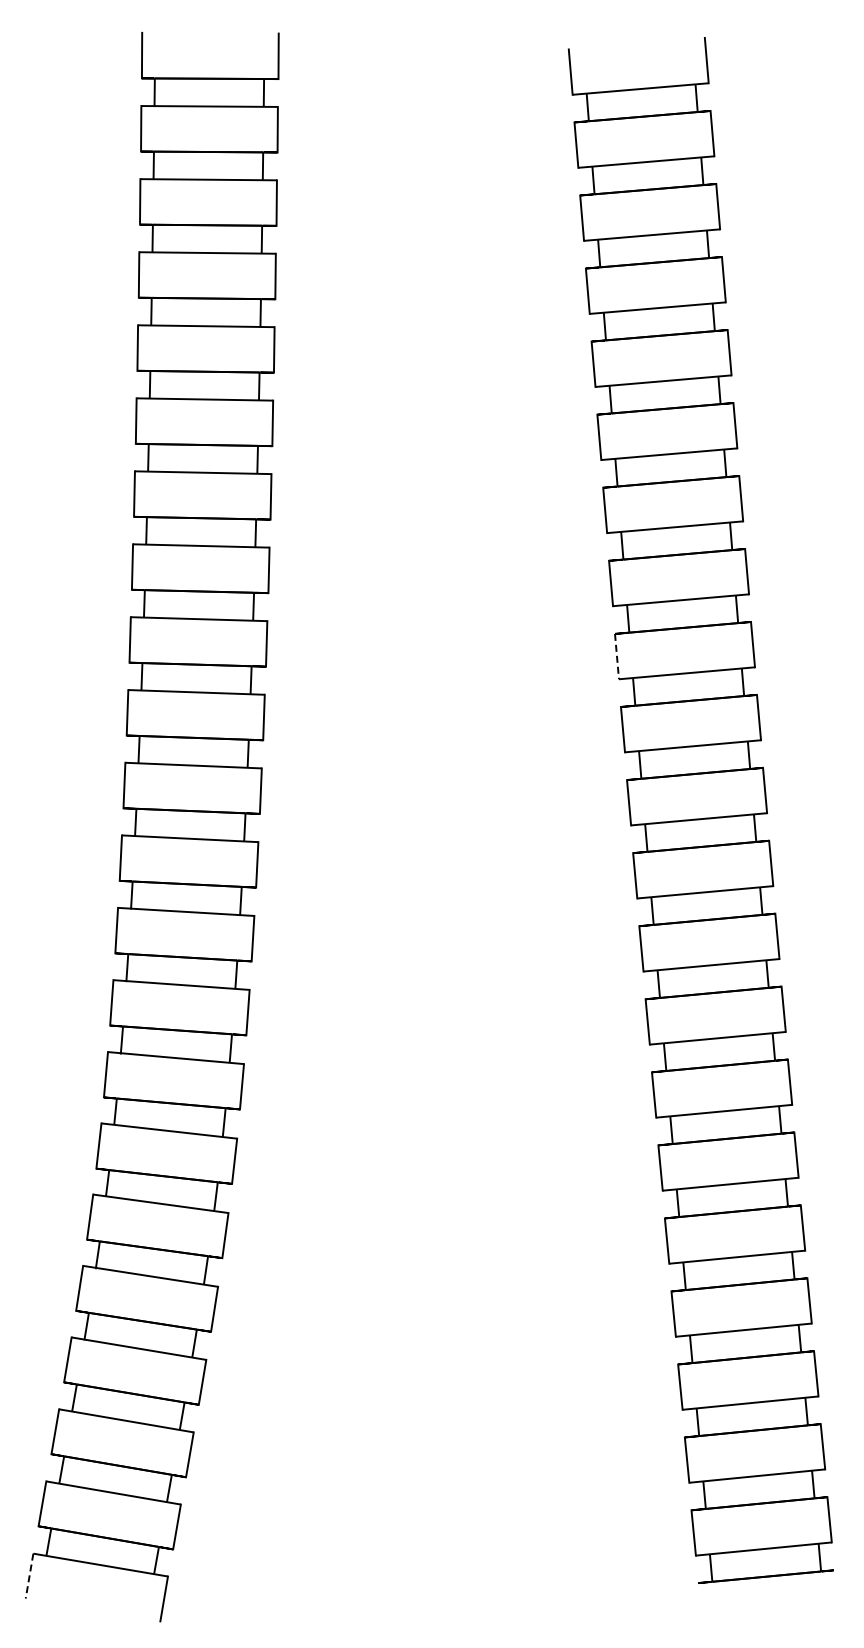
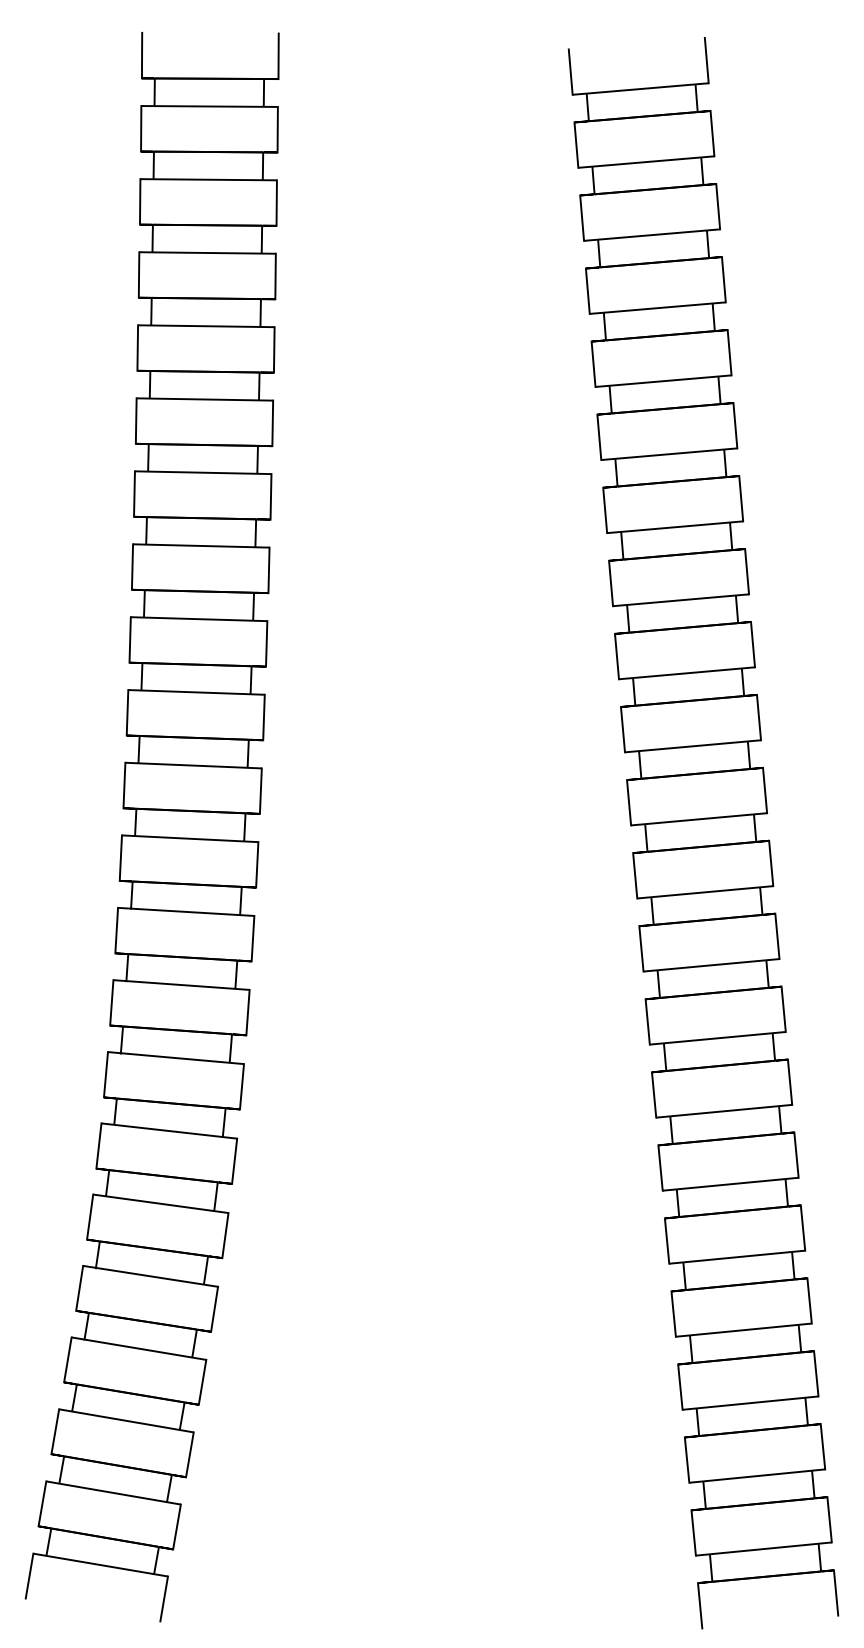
line: dashed -> solid (616, 656)
line: dashed -> solid (29, 1576)
line: none -> present (835, 1592)
line: none -> present (700, 1605)
